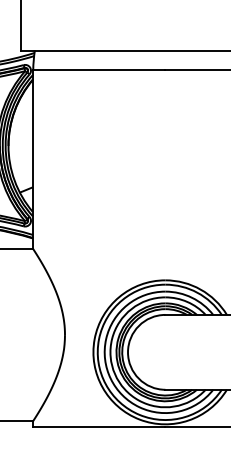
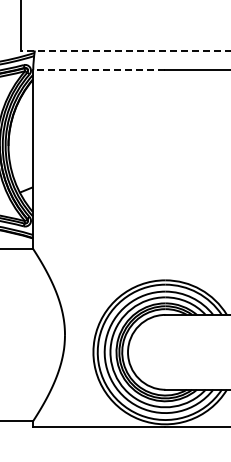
line: solid -> dashed (125, 50)
line: solid -> dashed (98, 70)
